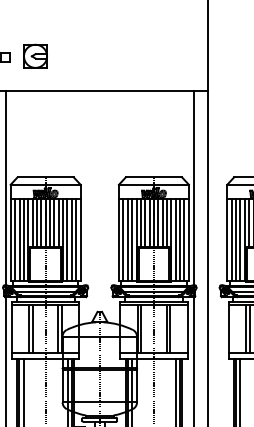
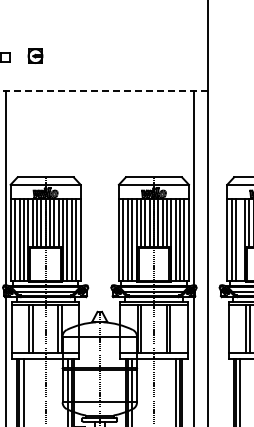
part size: 25x26 px -> 17x16 px (35, 55)
line: solid -> dashed (104, 91)
line: present -> none (240, 239)
